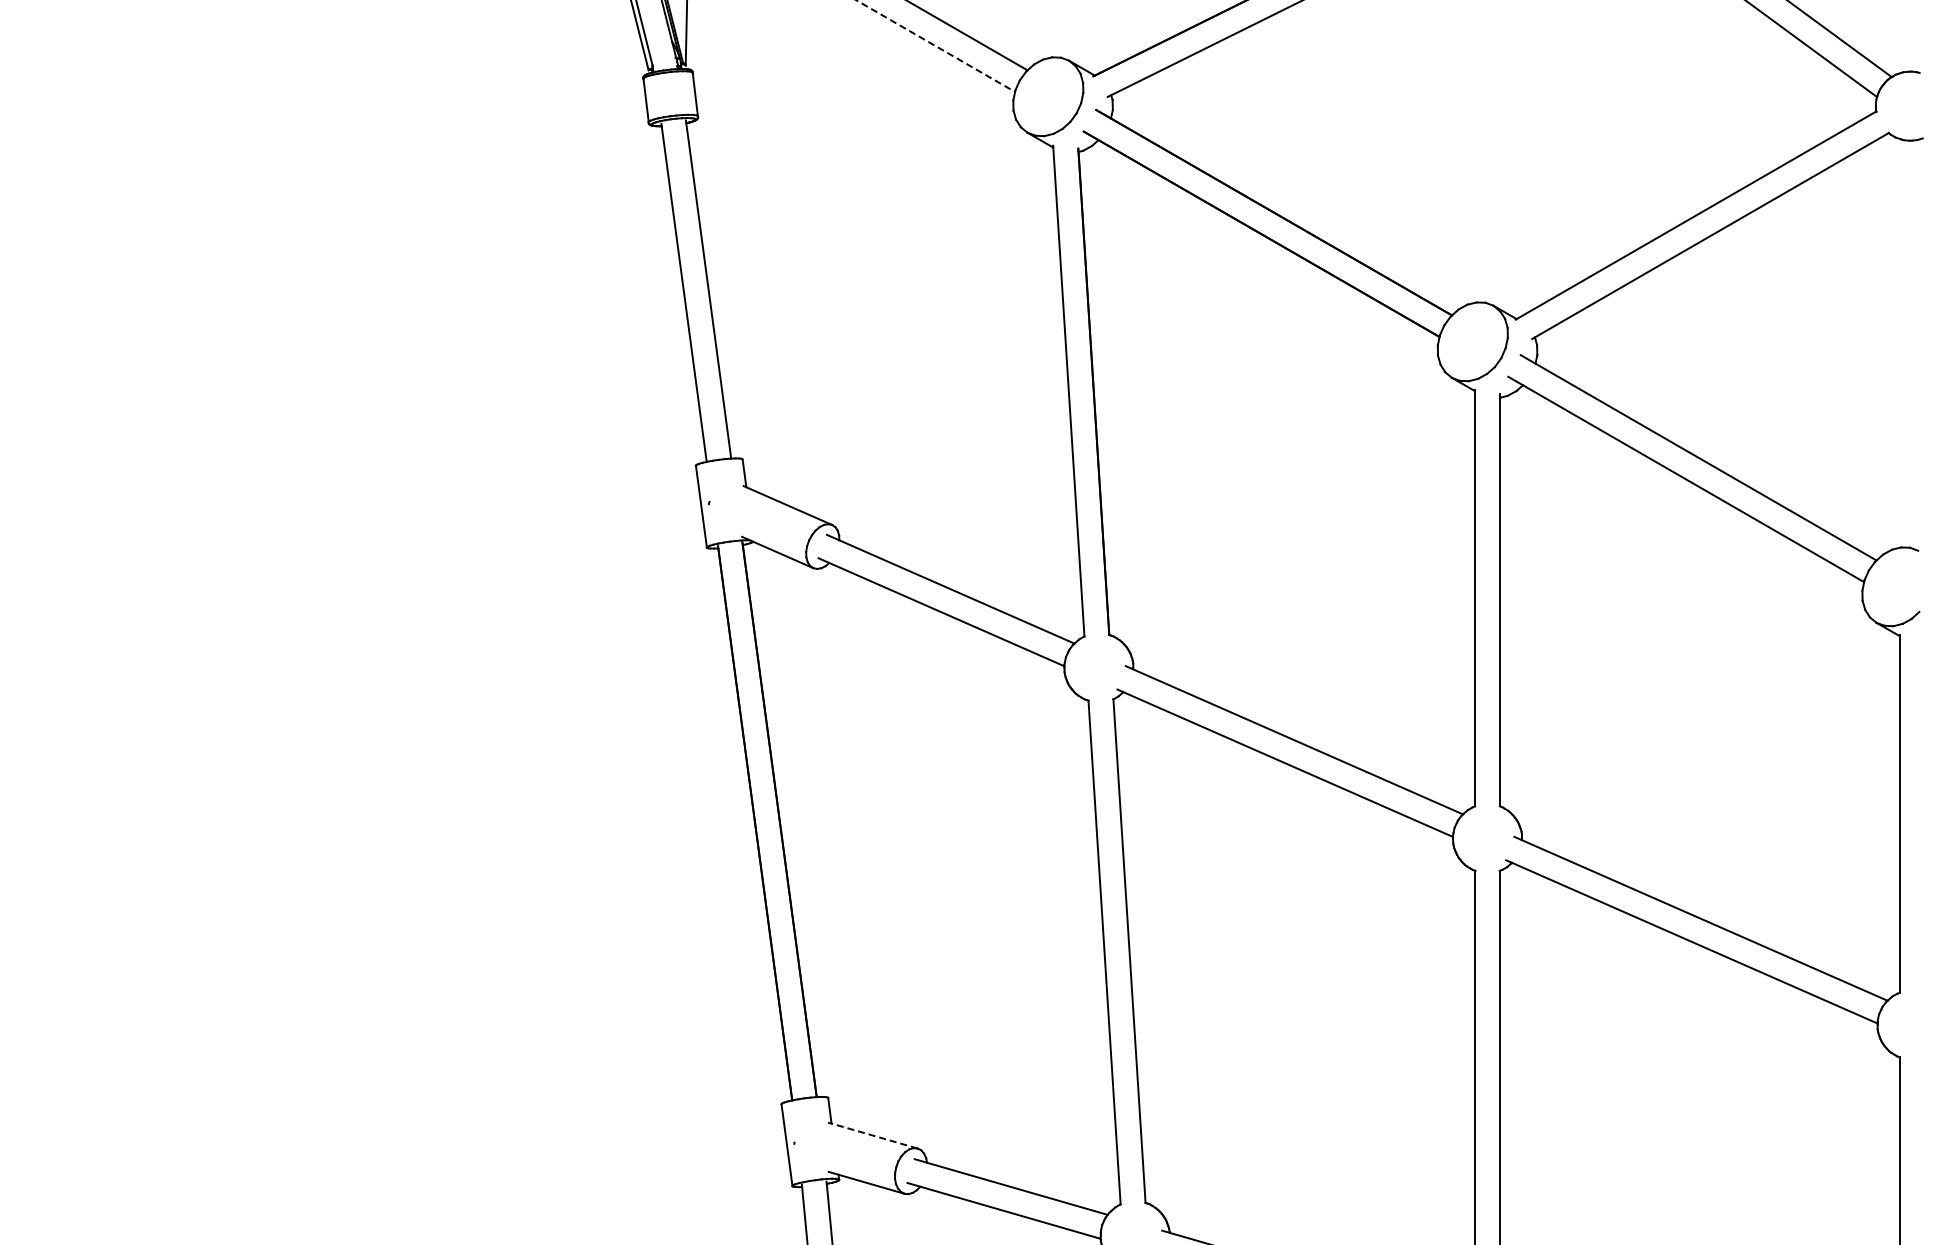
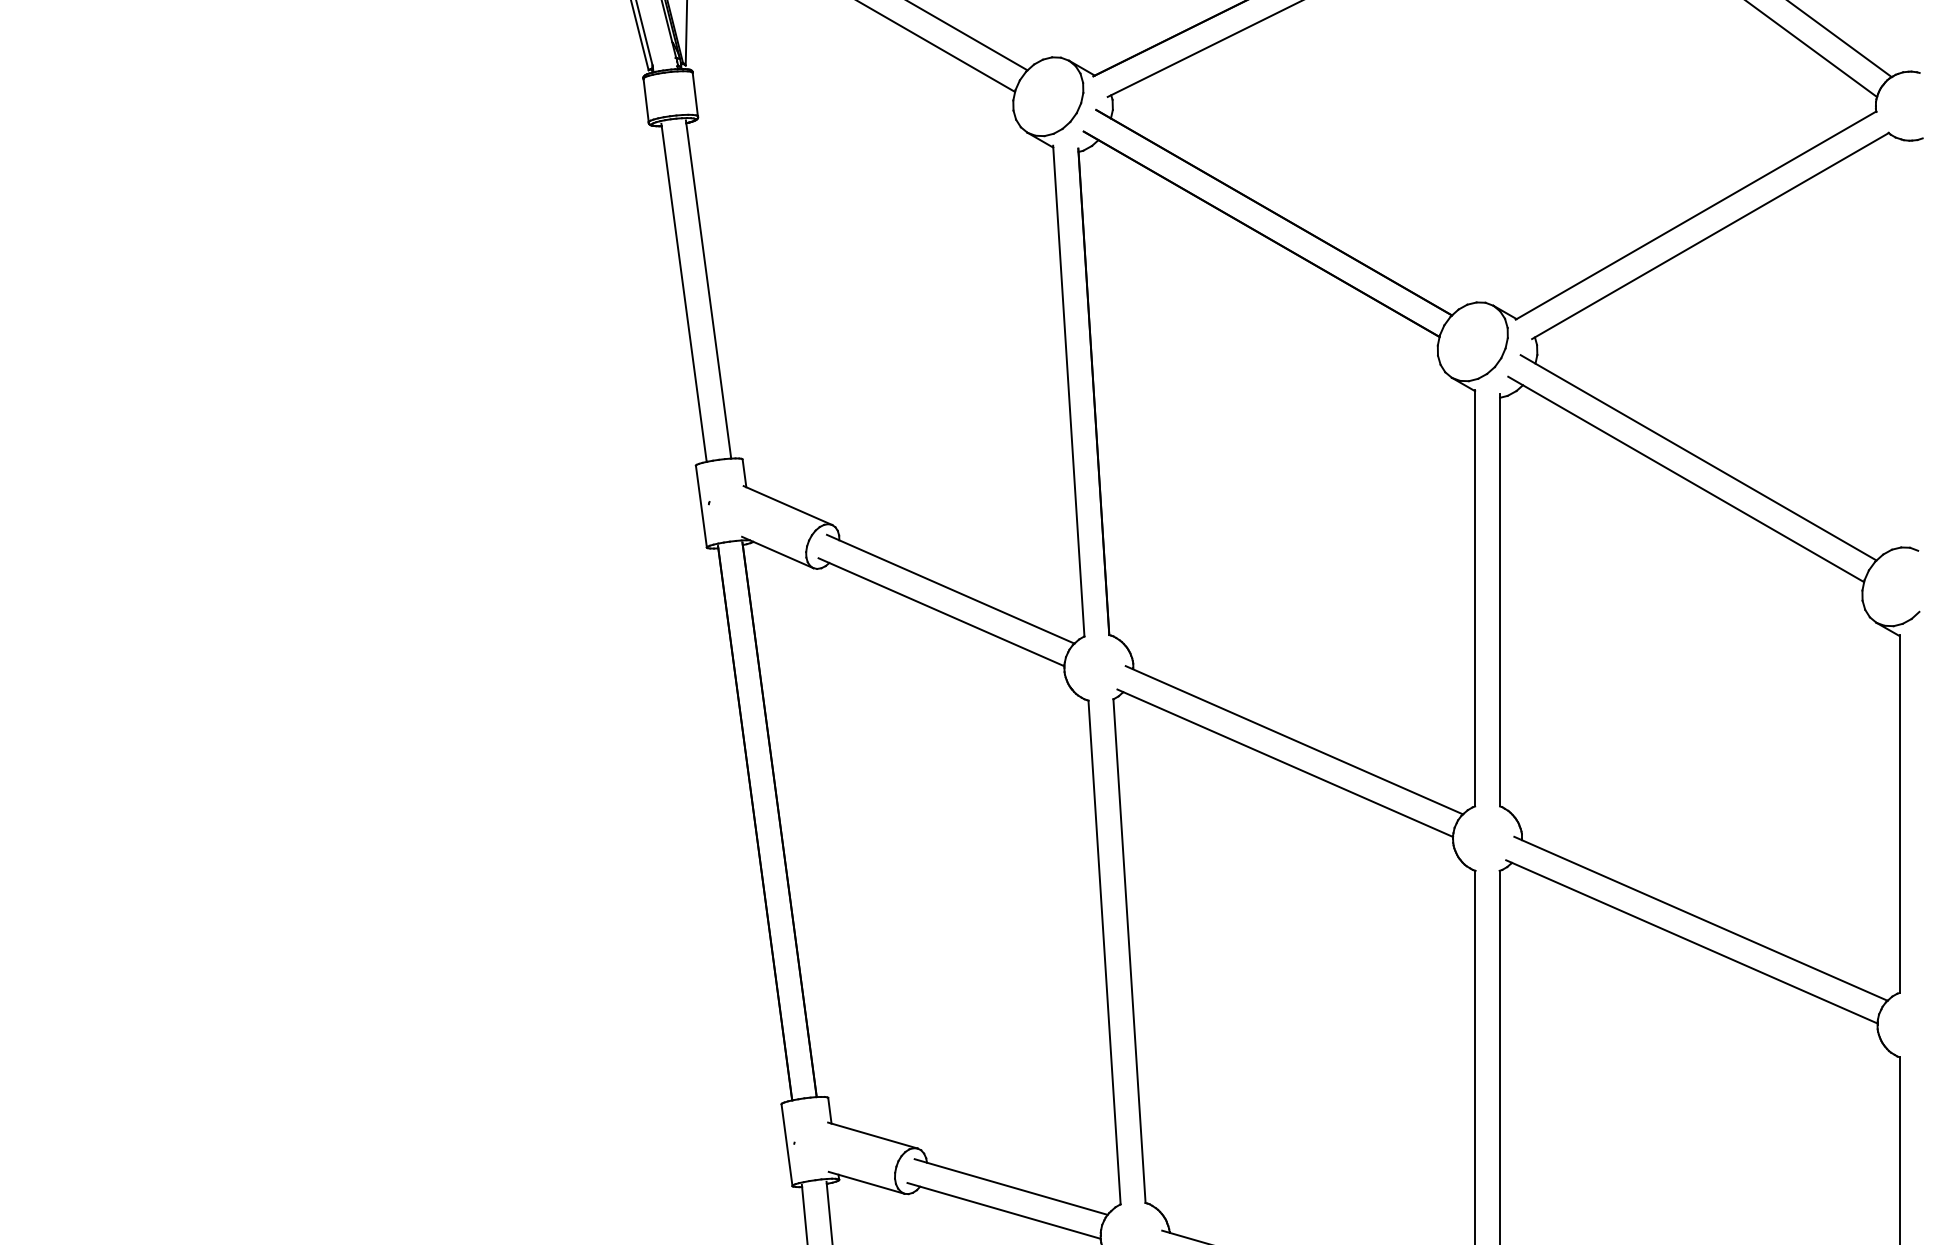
line: dashed -> solid (935, 46)
line: dashed -> solid (872, 1135)
